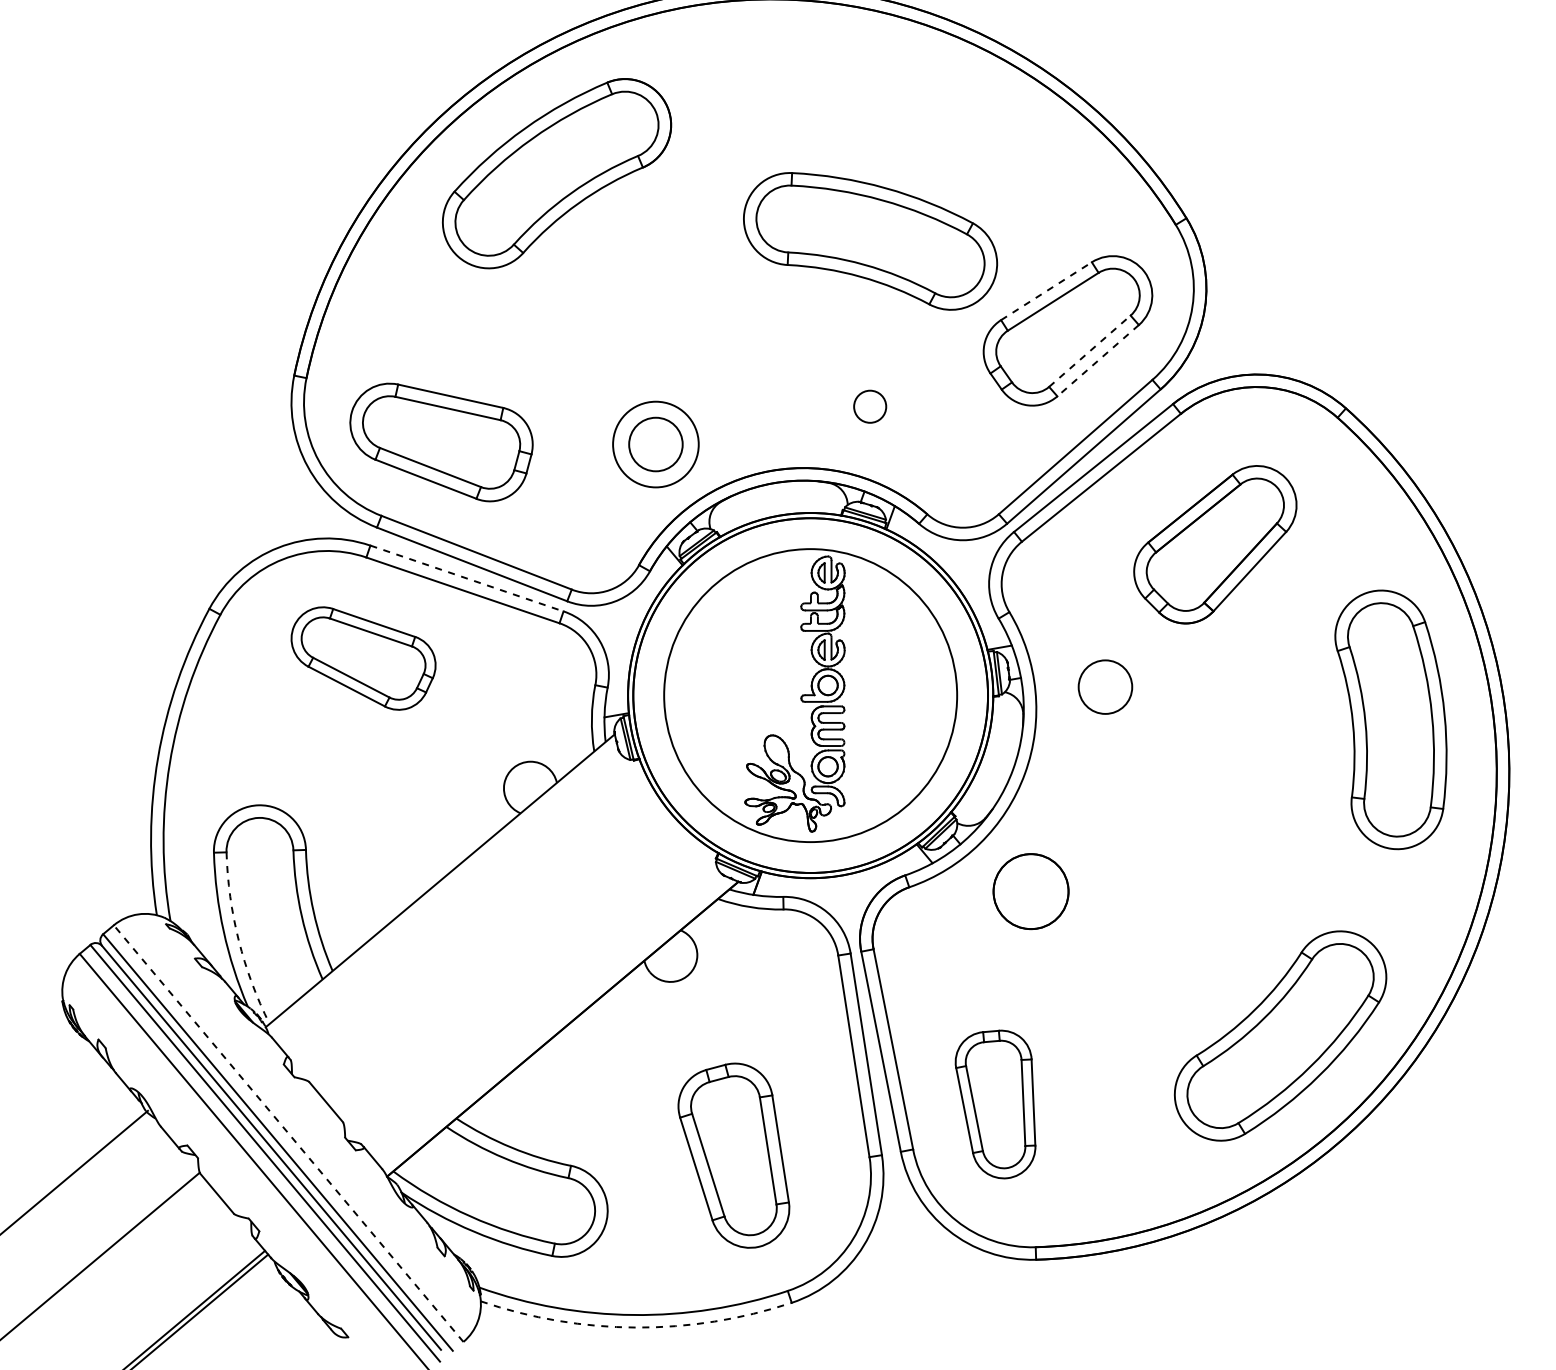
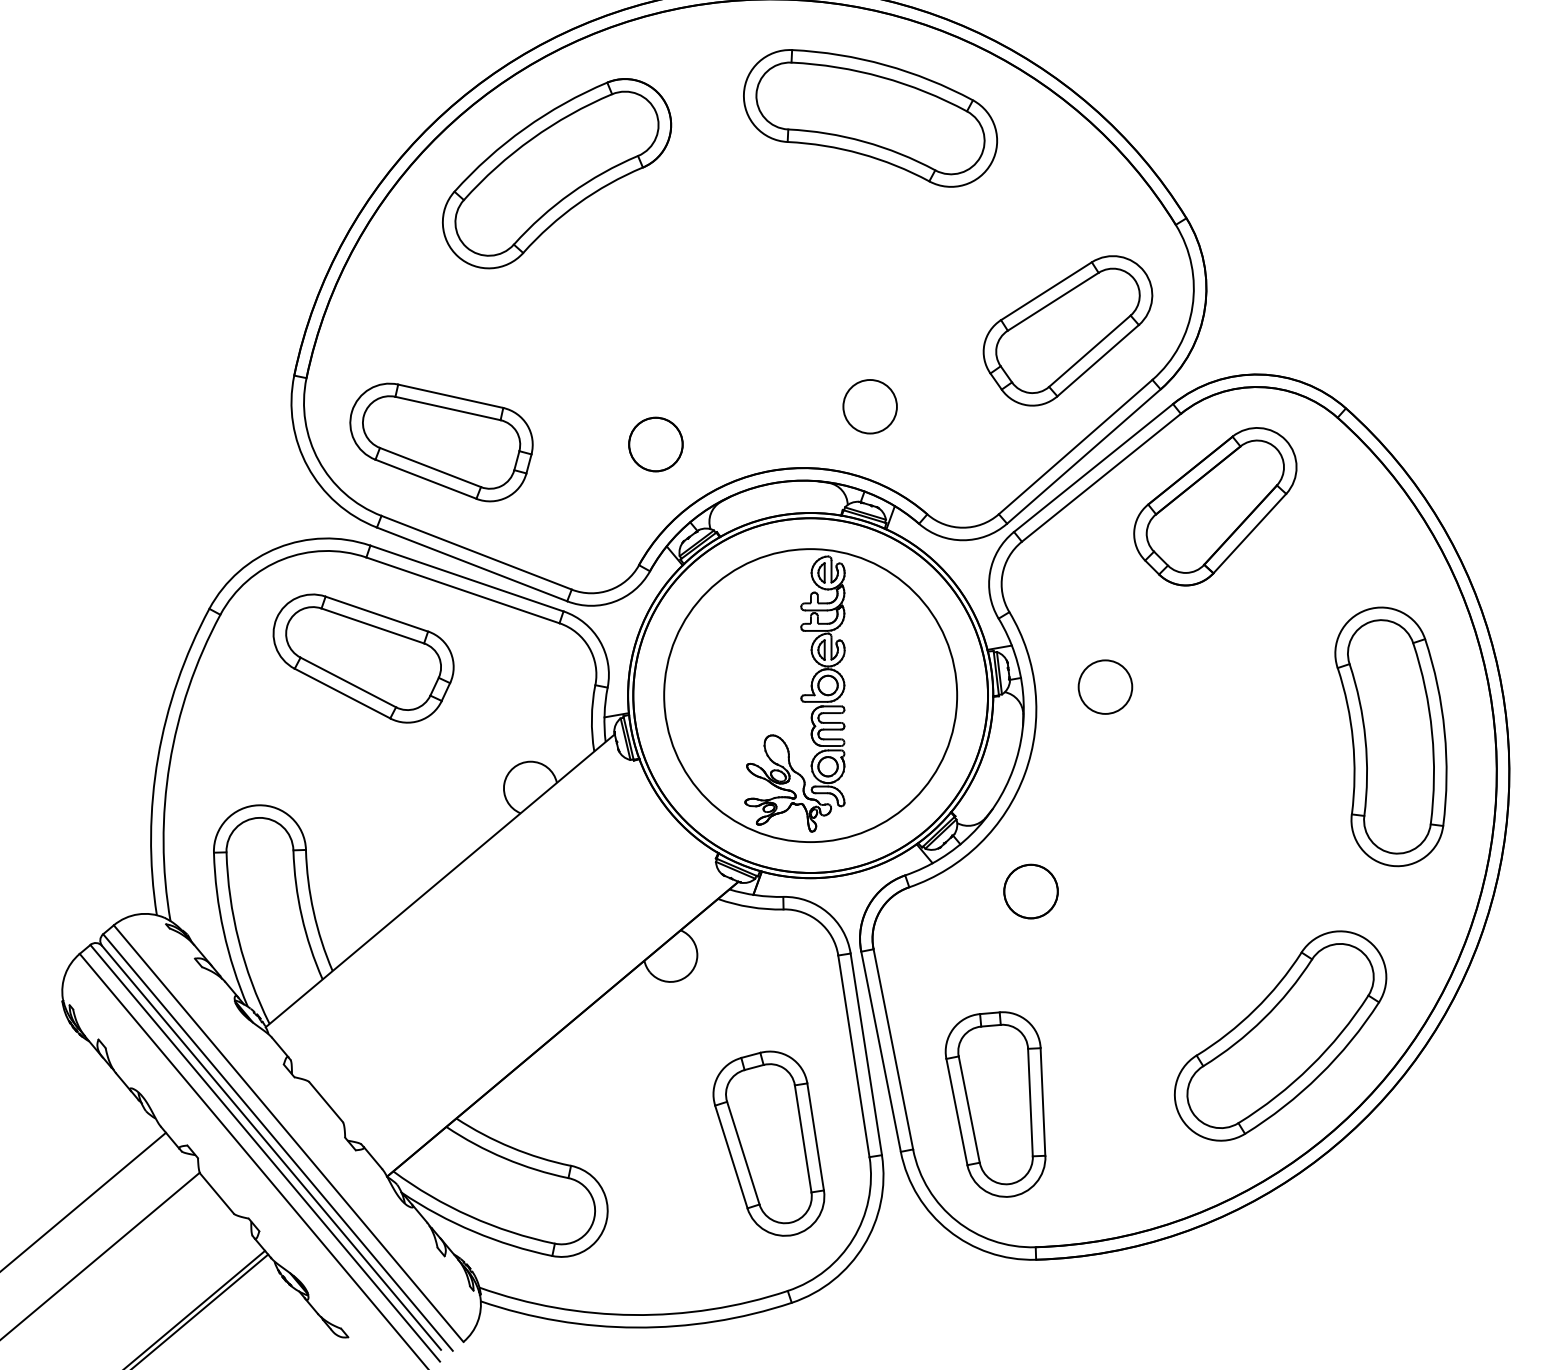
part position: (870, 241) -> (870, 118) (870, 118)
line: dashed -> solid (1046, 291)
line: dashed -> solid (1090, 350)
line: dashed -> solid (1097, 361)
circle diameter: 32 px -> 54 px (869, 406)
circle diameter: 86 px -> 54 px (655, 444)
part position: (1215, 544) -> (1215, 506) (1215, 506)
line: dashed -> solid (467, 578)
part size: 147x105 px -> 183x131 px (363, 658)
part position: (1390, 719) -> (1390, 736) (1390, 736)
part size: 78x78 px -> 56x57 px (1030, 891)
arc: dashed -> solid (238, 940)
part size: 83x151 px -> 103x187 px (995, 1104)
line: dashed -> solid (288, 1133)
part position: (733, 1155) -> (768, 1143) (768, 1143)
line position: (74, 1171) -> (83, 1200) (83, 1200)
arc: dashed -> solid (636, 1327)
